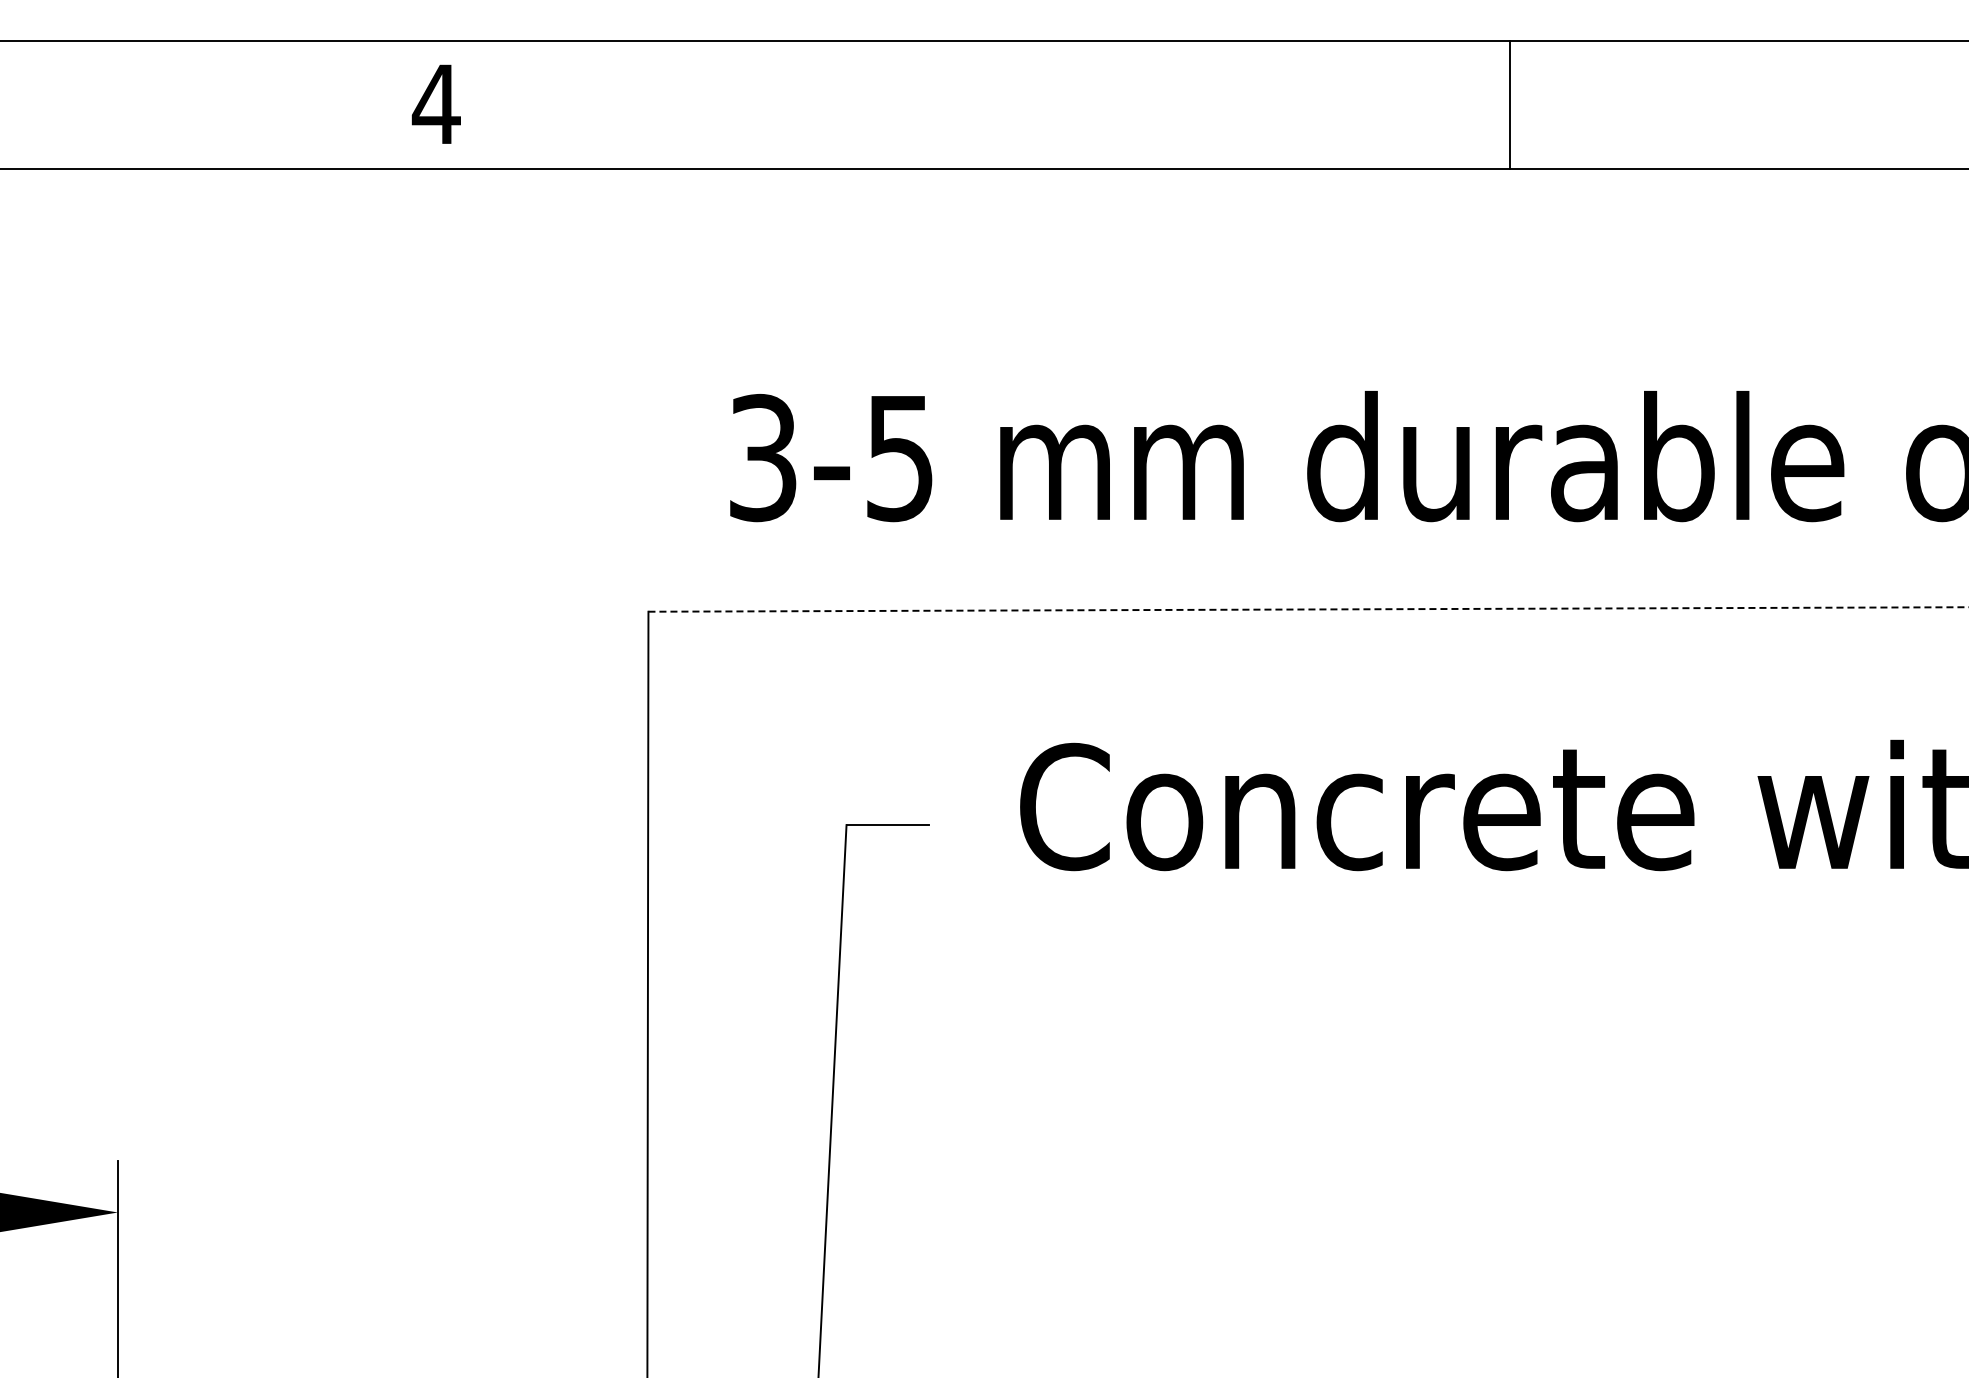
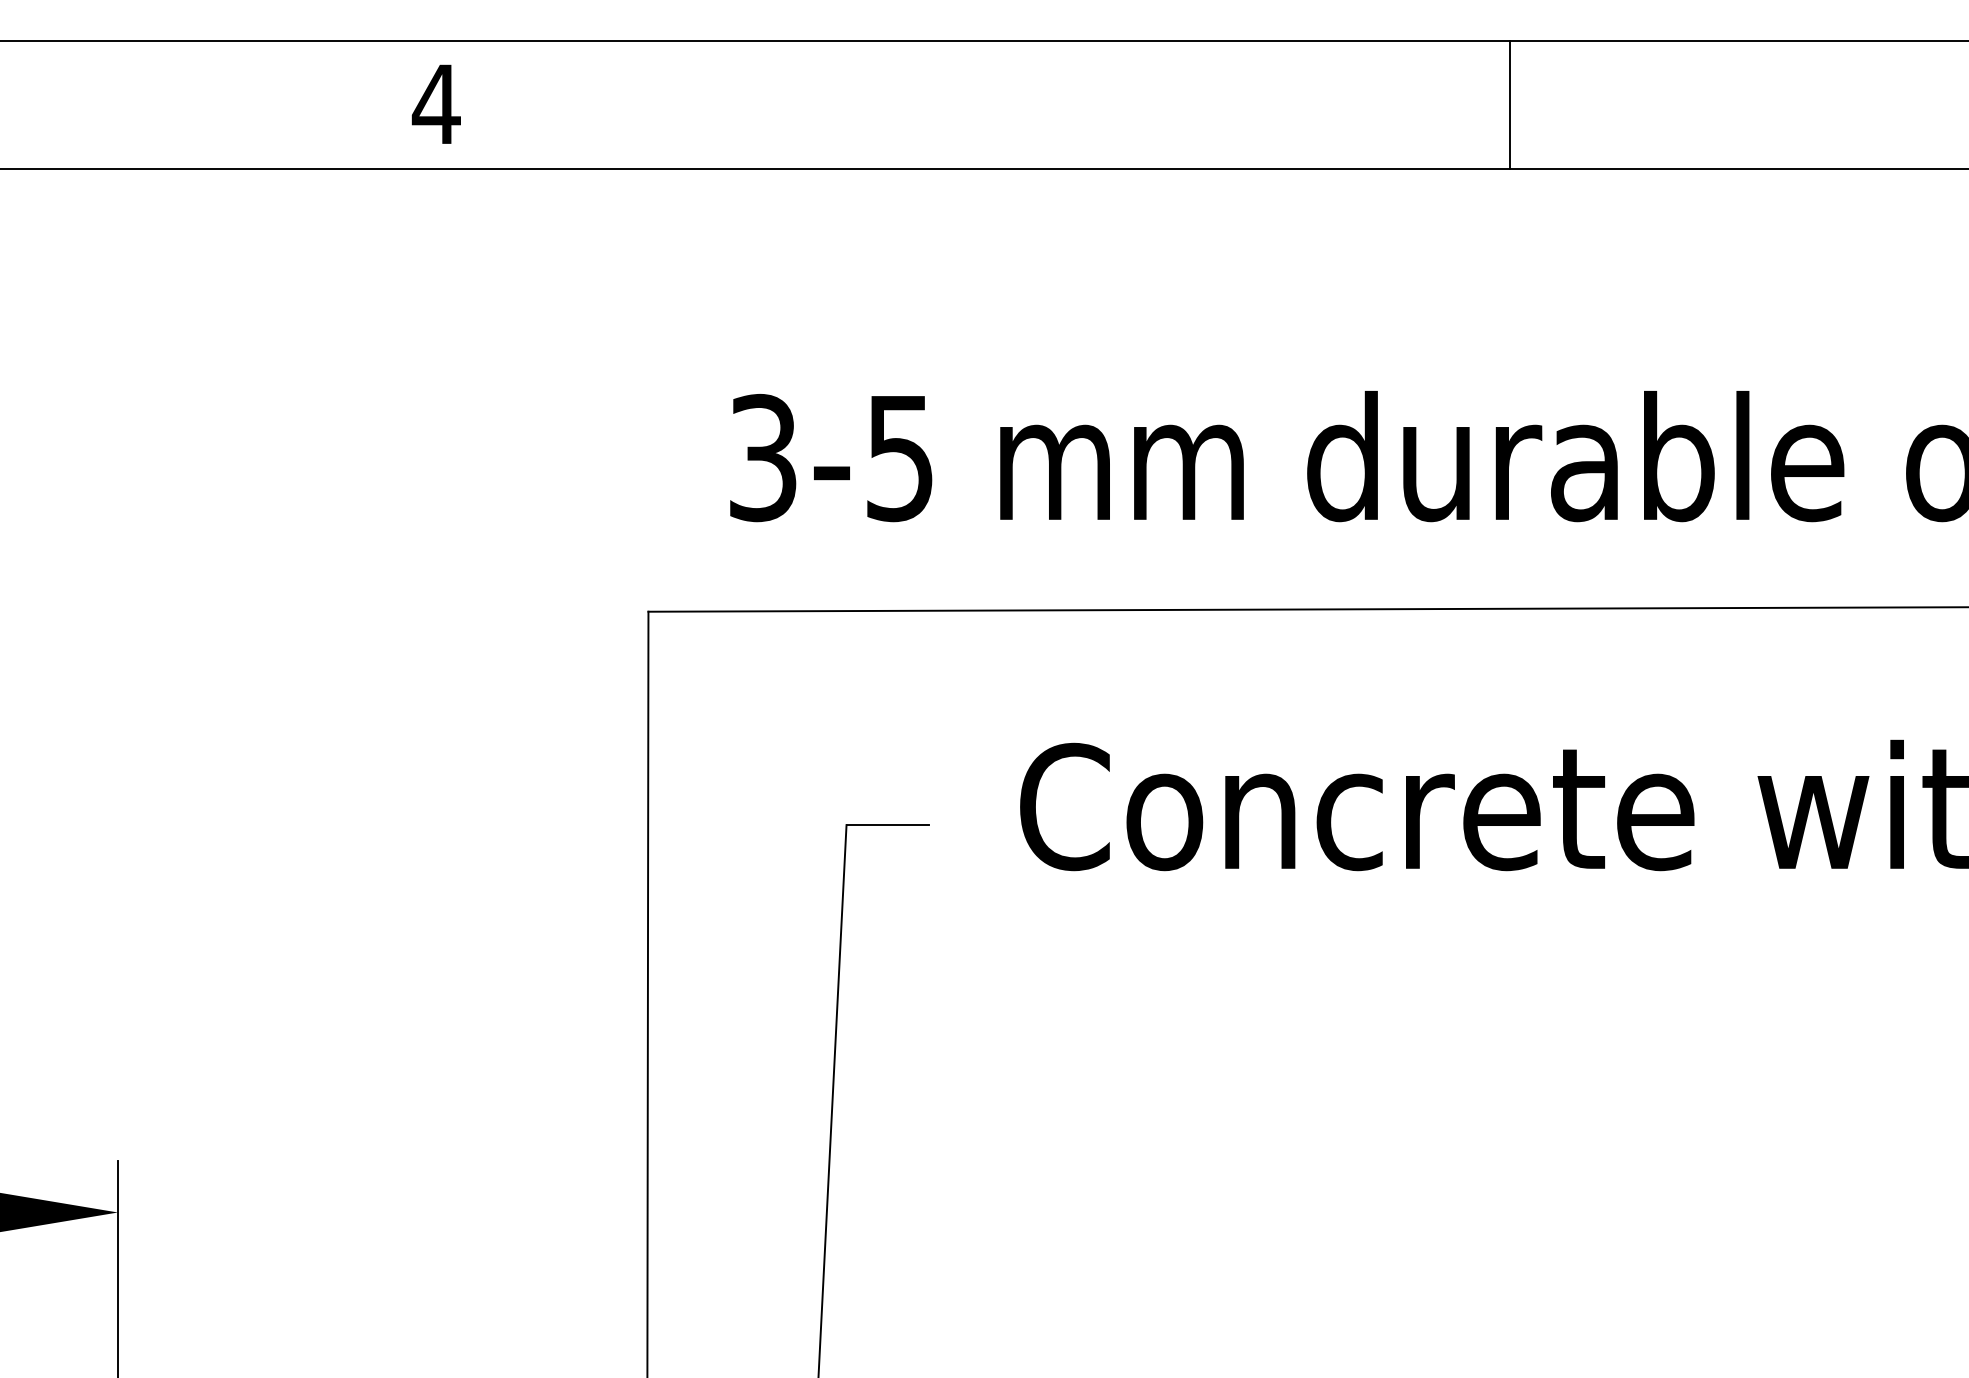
line: dashed -> solid (1308, 609)
